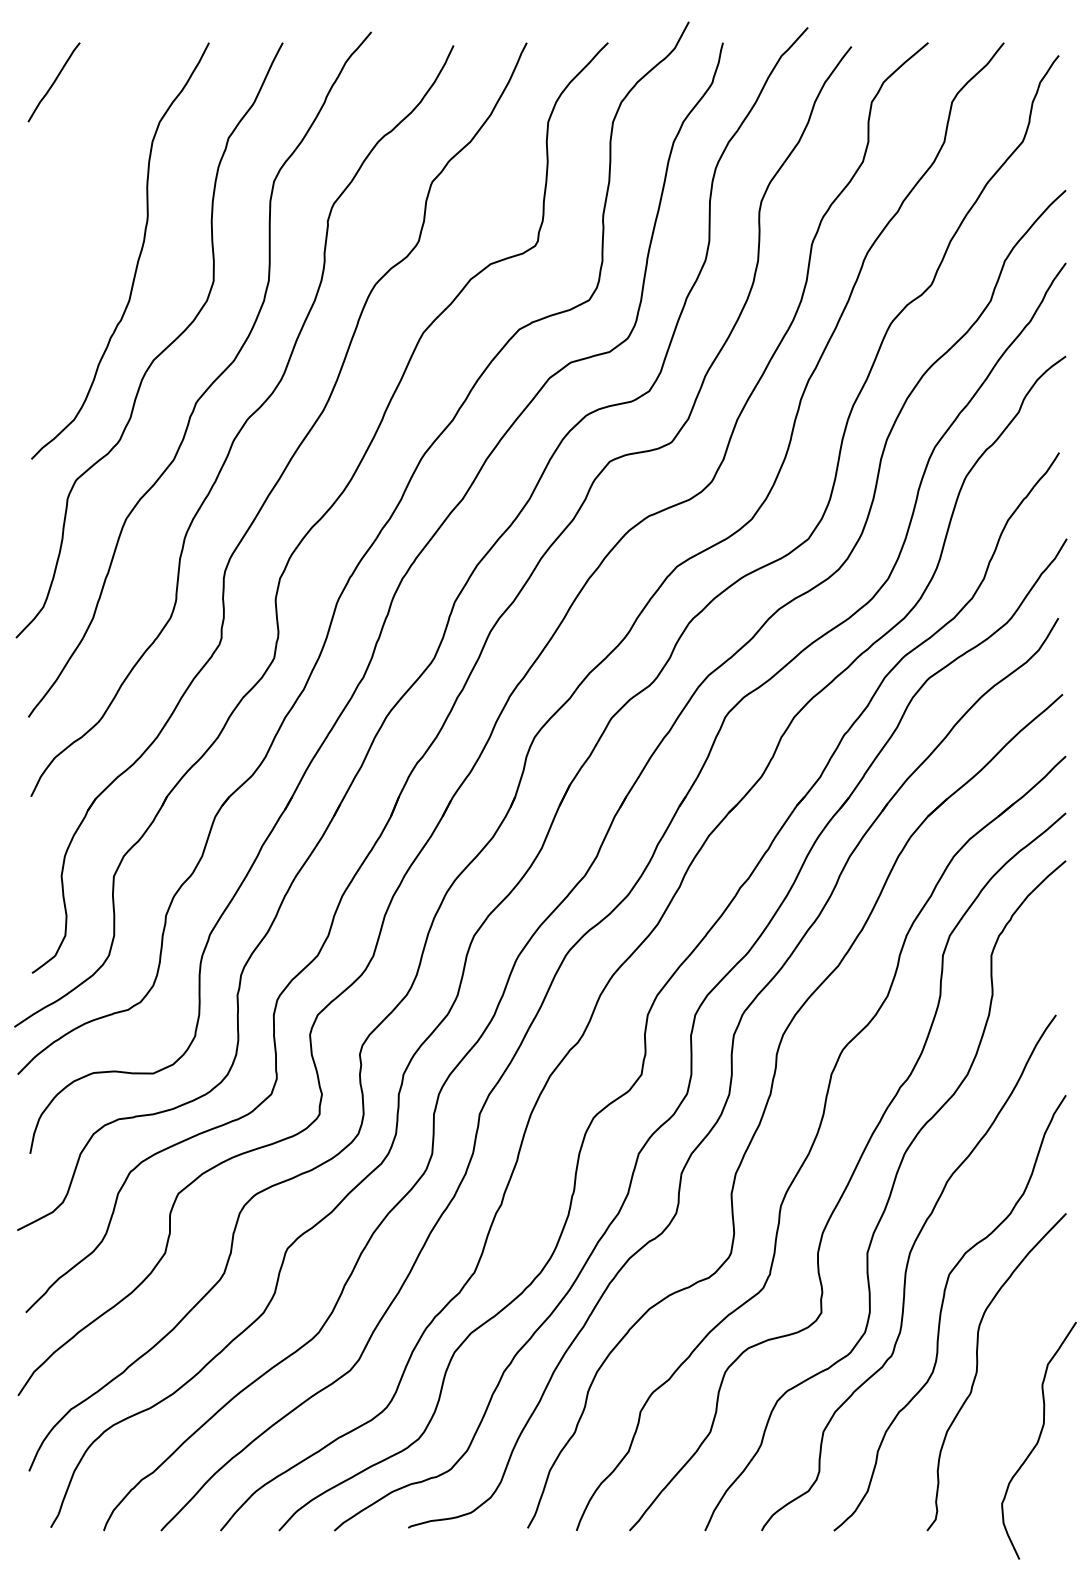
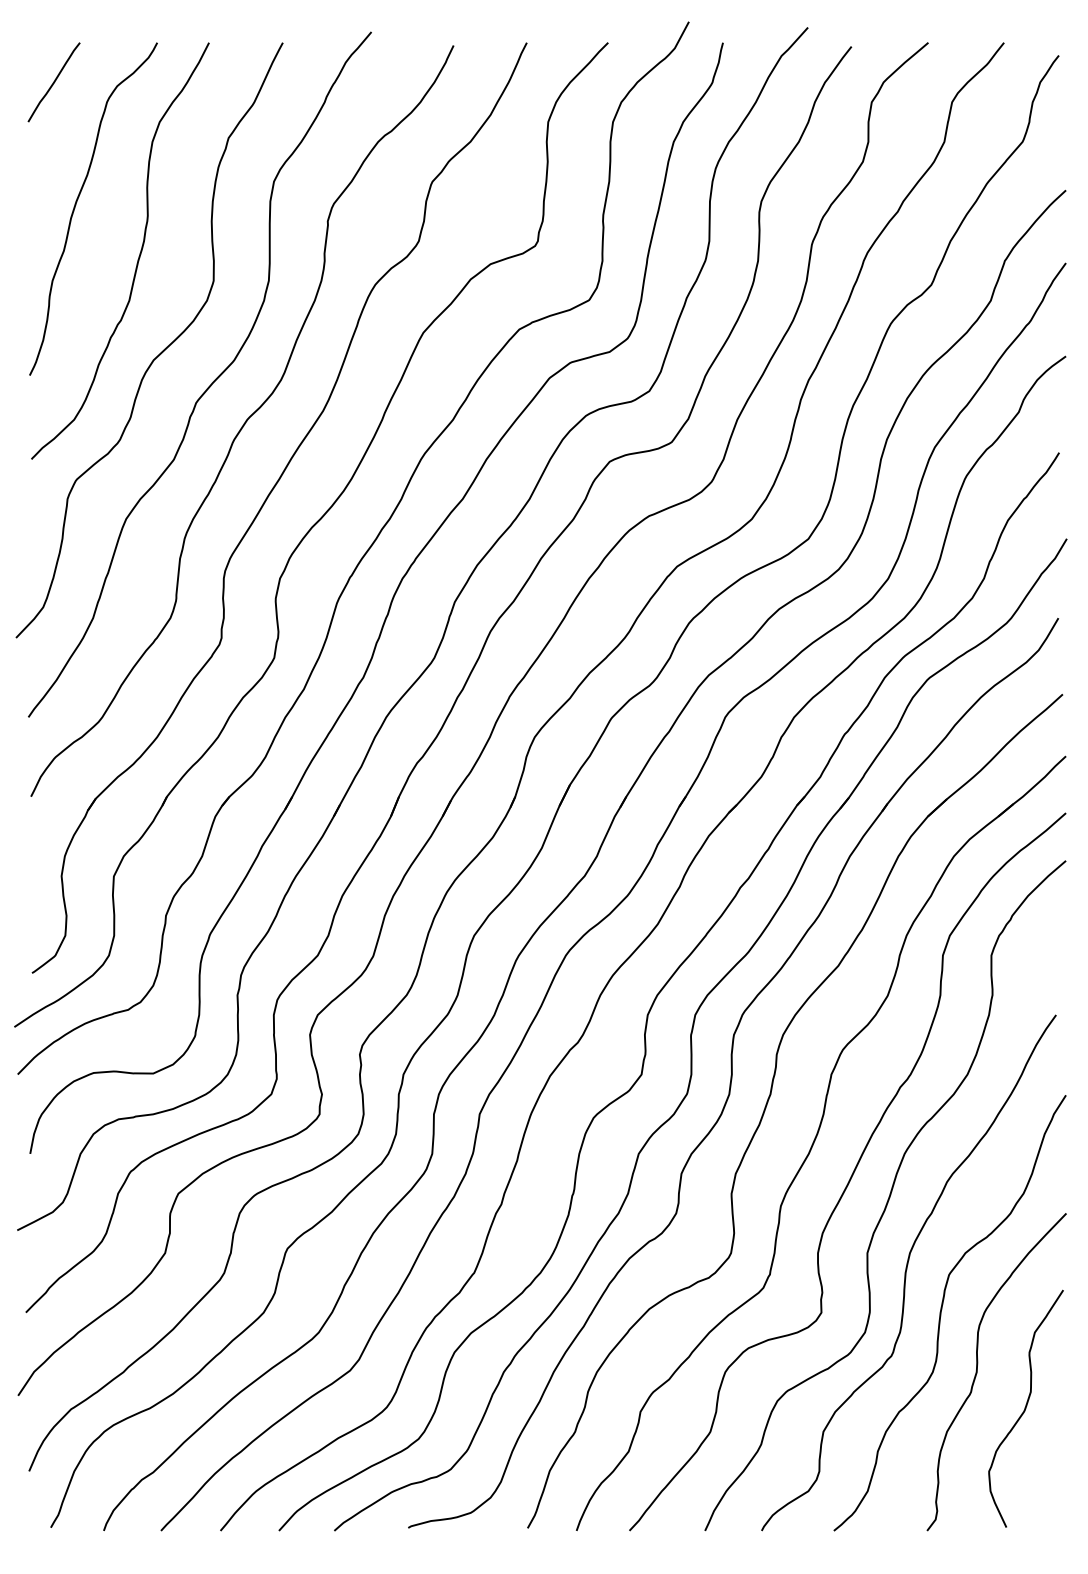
curve: none -> present (77, 202)
curve position: (1038, 1440) -> (1025, 1408) (1025, 1408)
